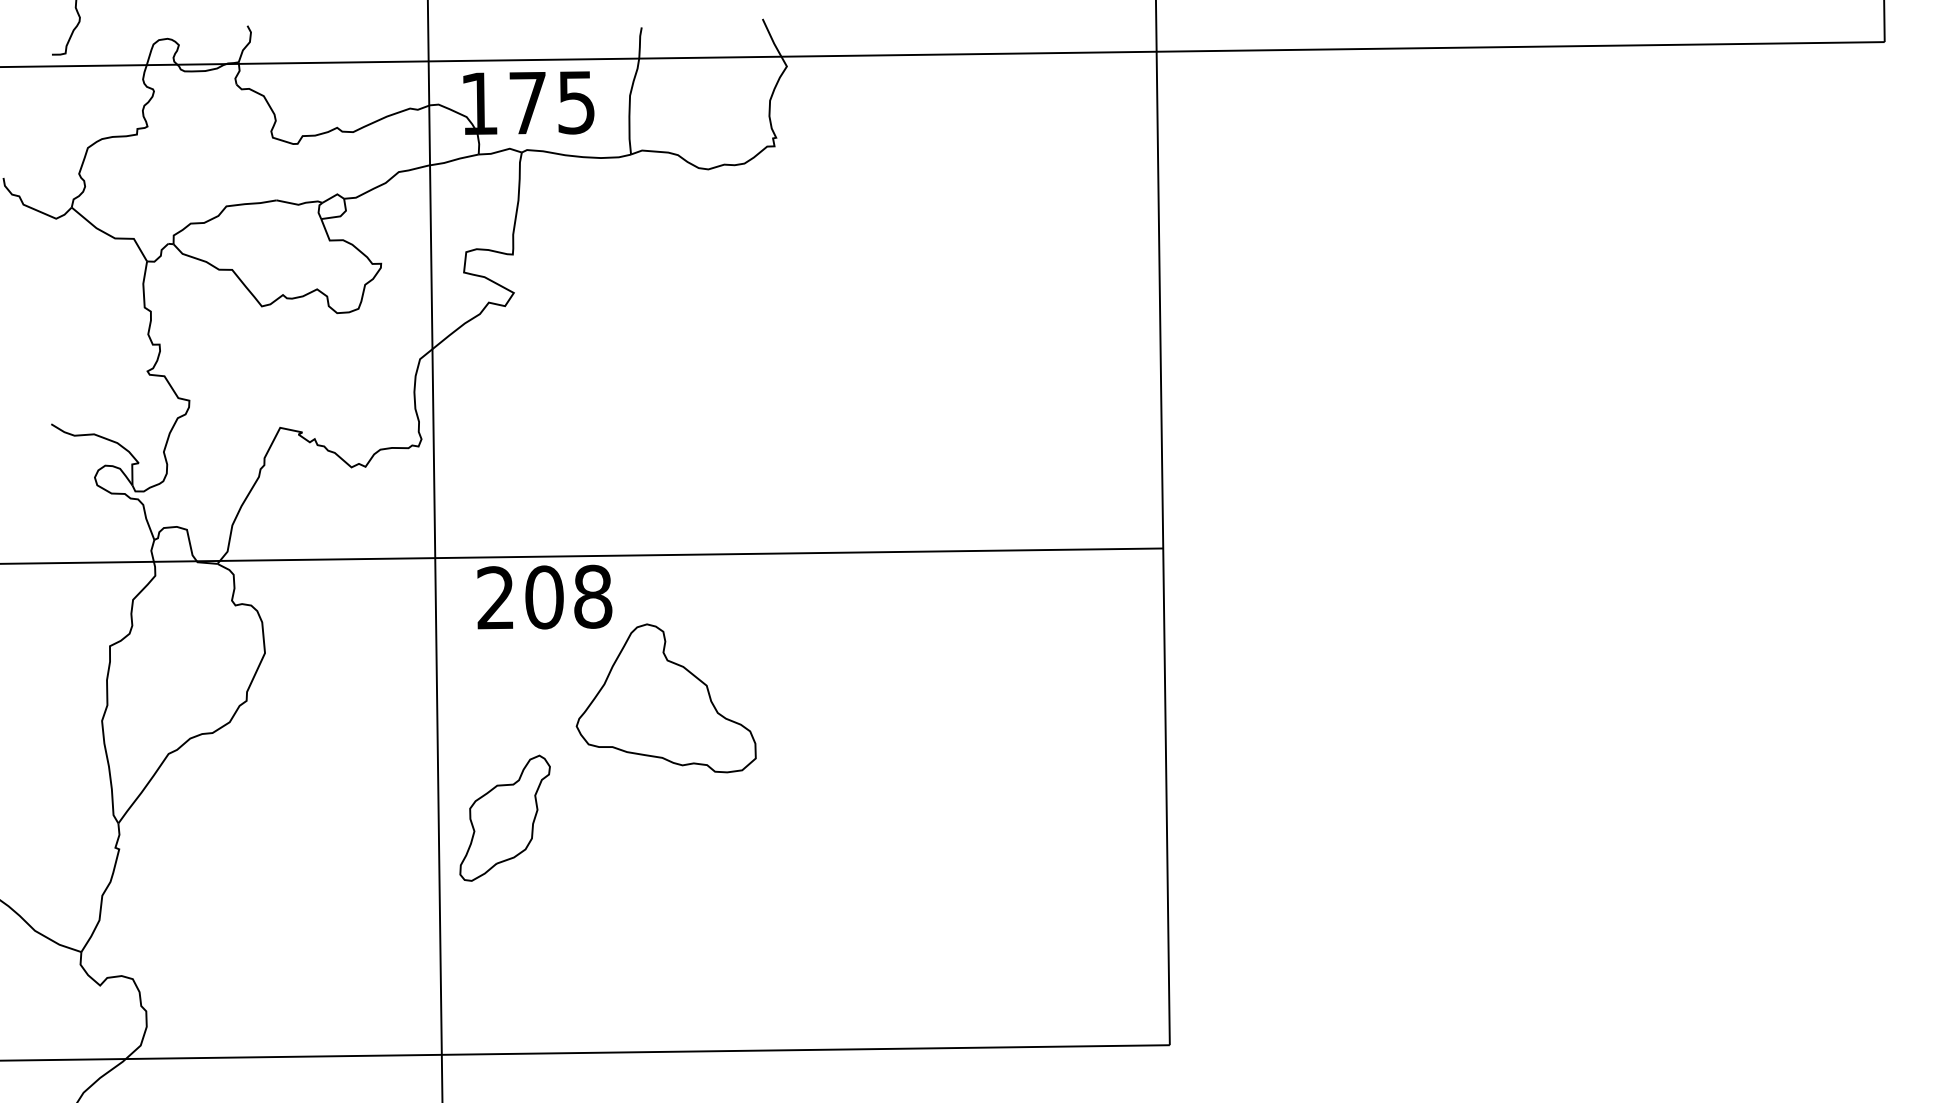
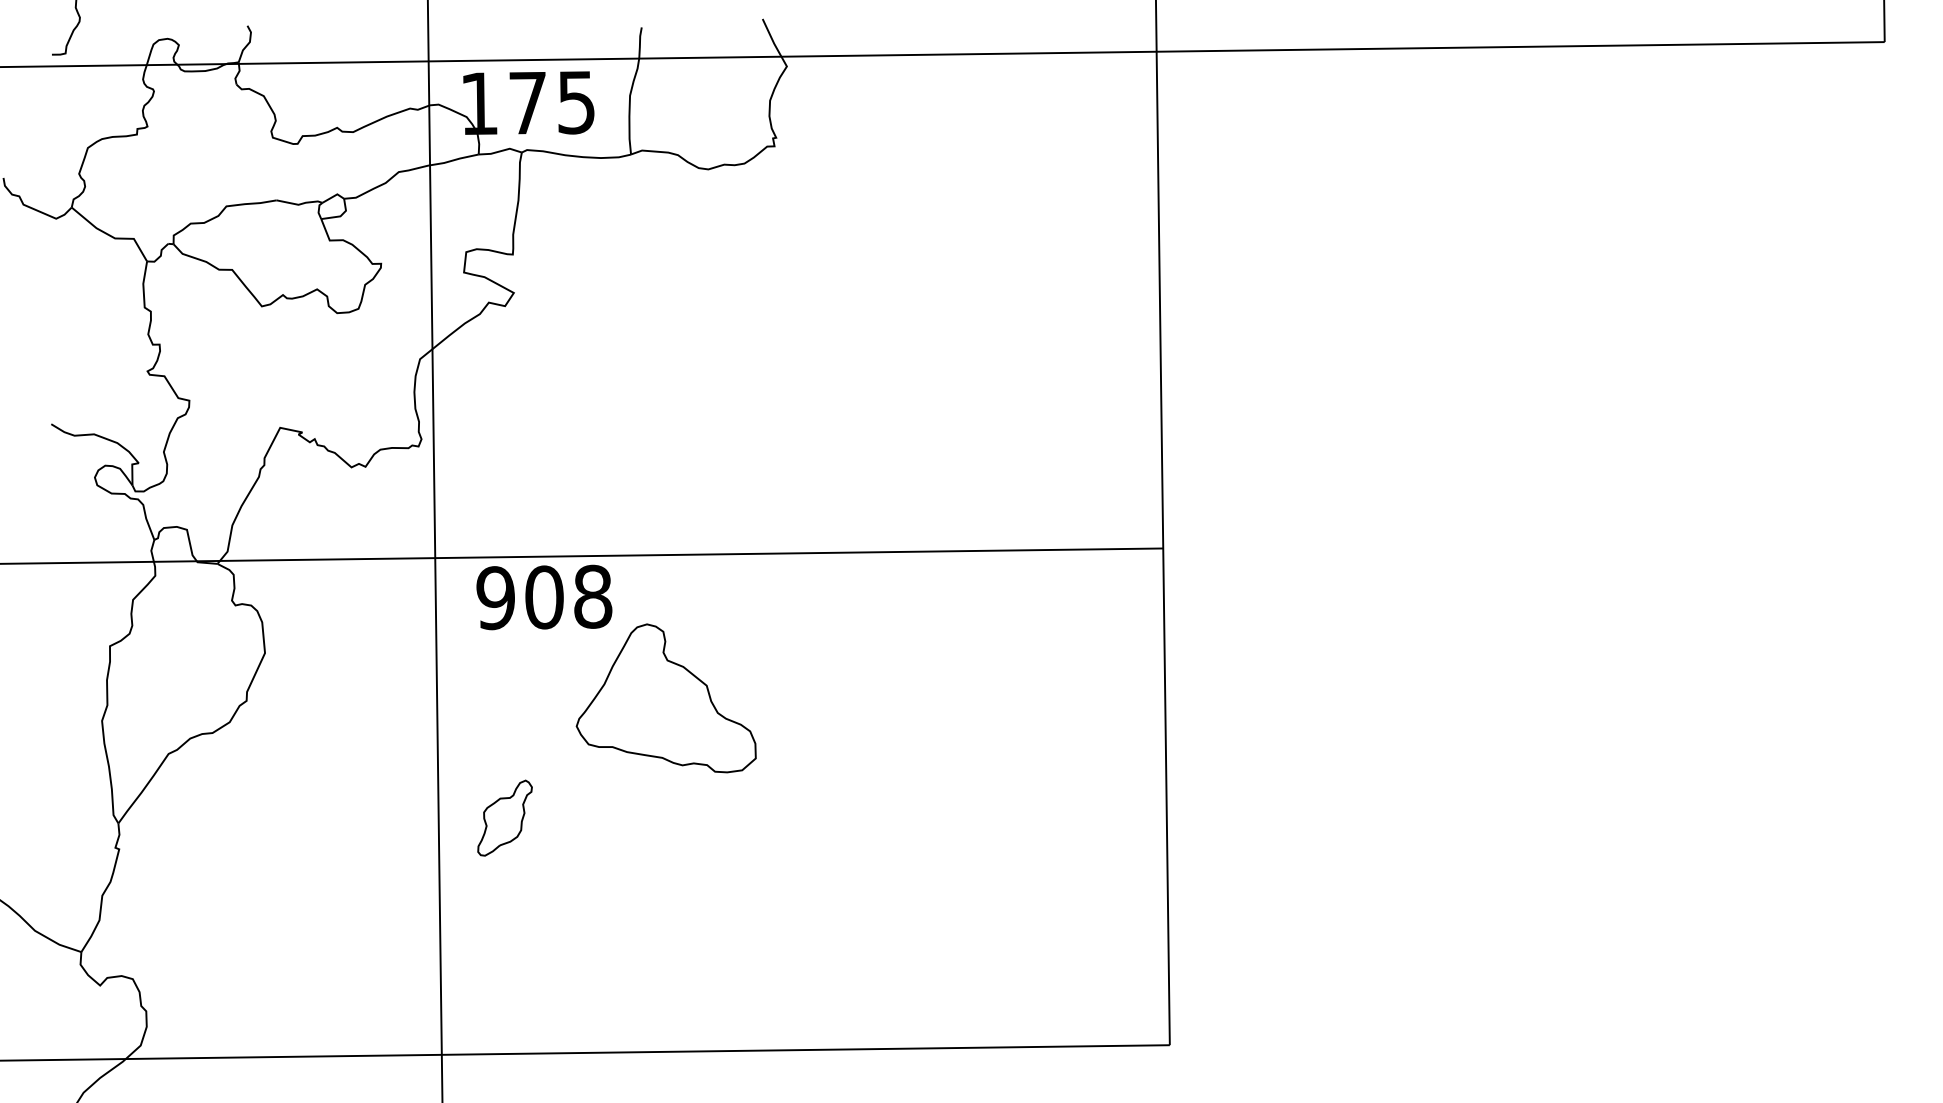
text: 208 -> 908 (495, 598)
part size: 92x128 px -> 56x78 px (504, 817)
